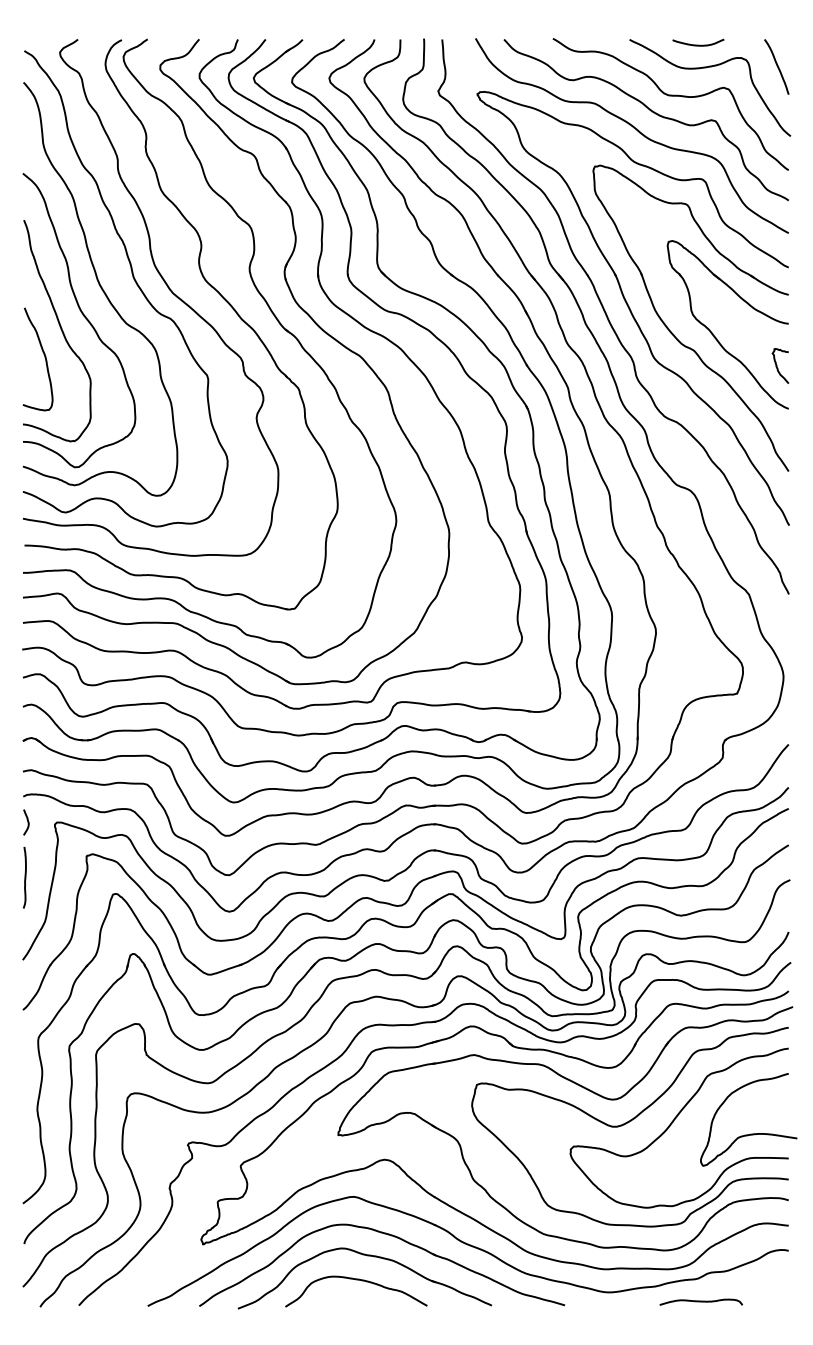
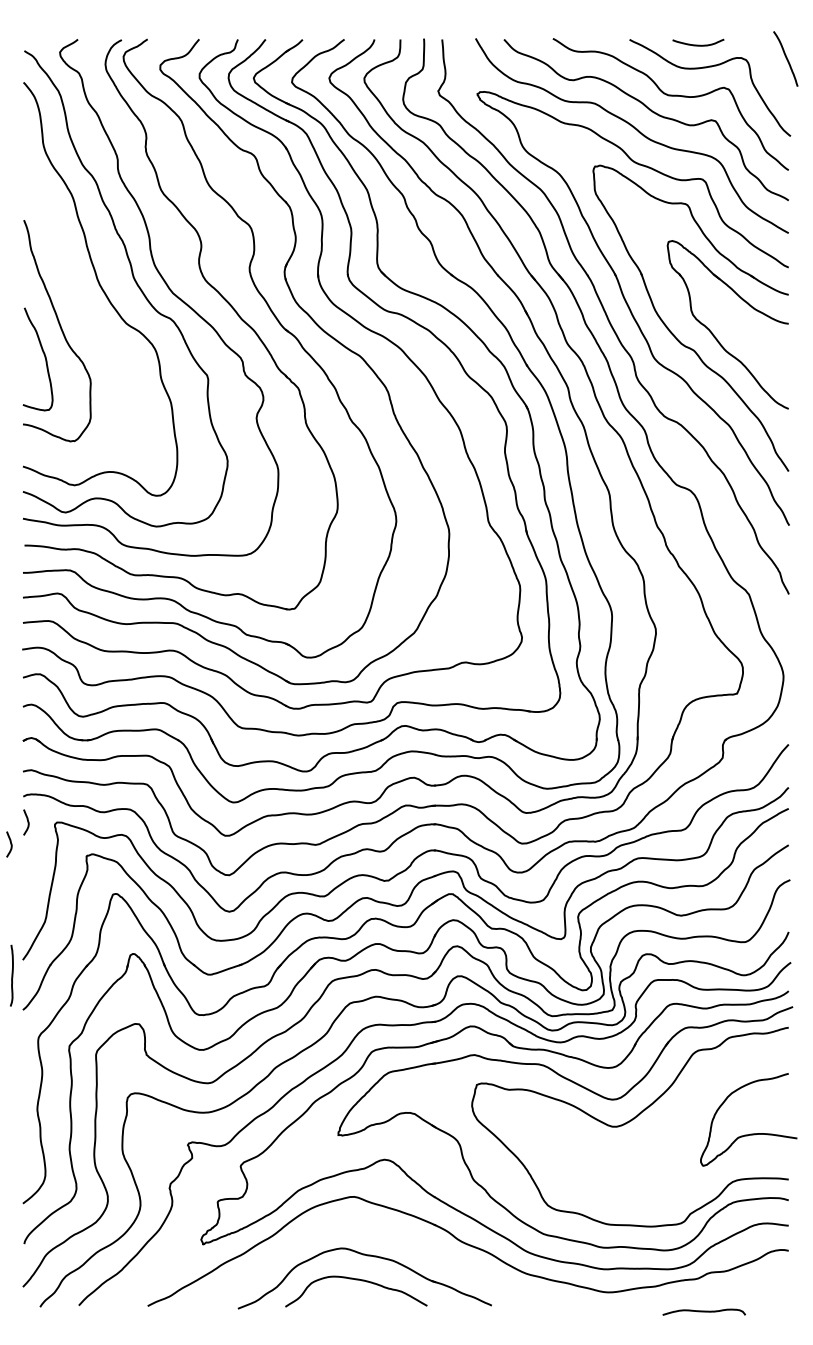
curve position: (776, 66) -> (785, 58) (785, 58)
curve: present -> none (83, 316)
curve: present -> none (777, 365)
curve: none -> present (10, 844)
curve position: (24, 877) -> (11, 975) (11, 975)
curve: present -> none (673, 1122)
part: present -> none (391, 1236)
curve position: (700, 1301) -> (703, 1311) (703, 1311)
